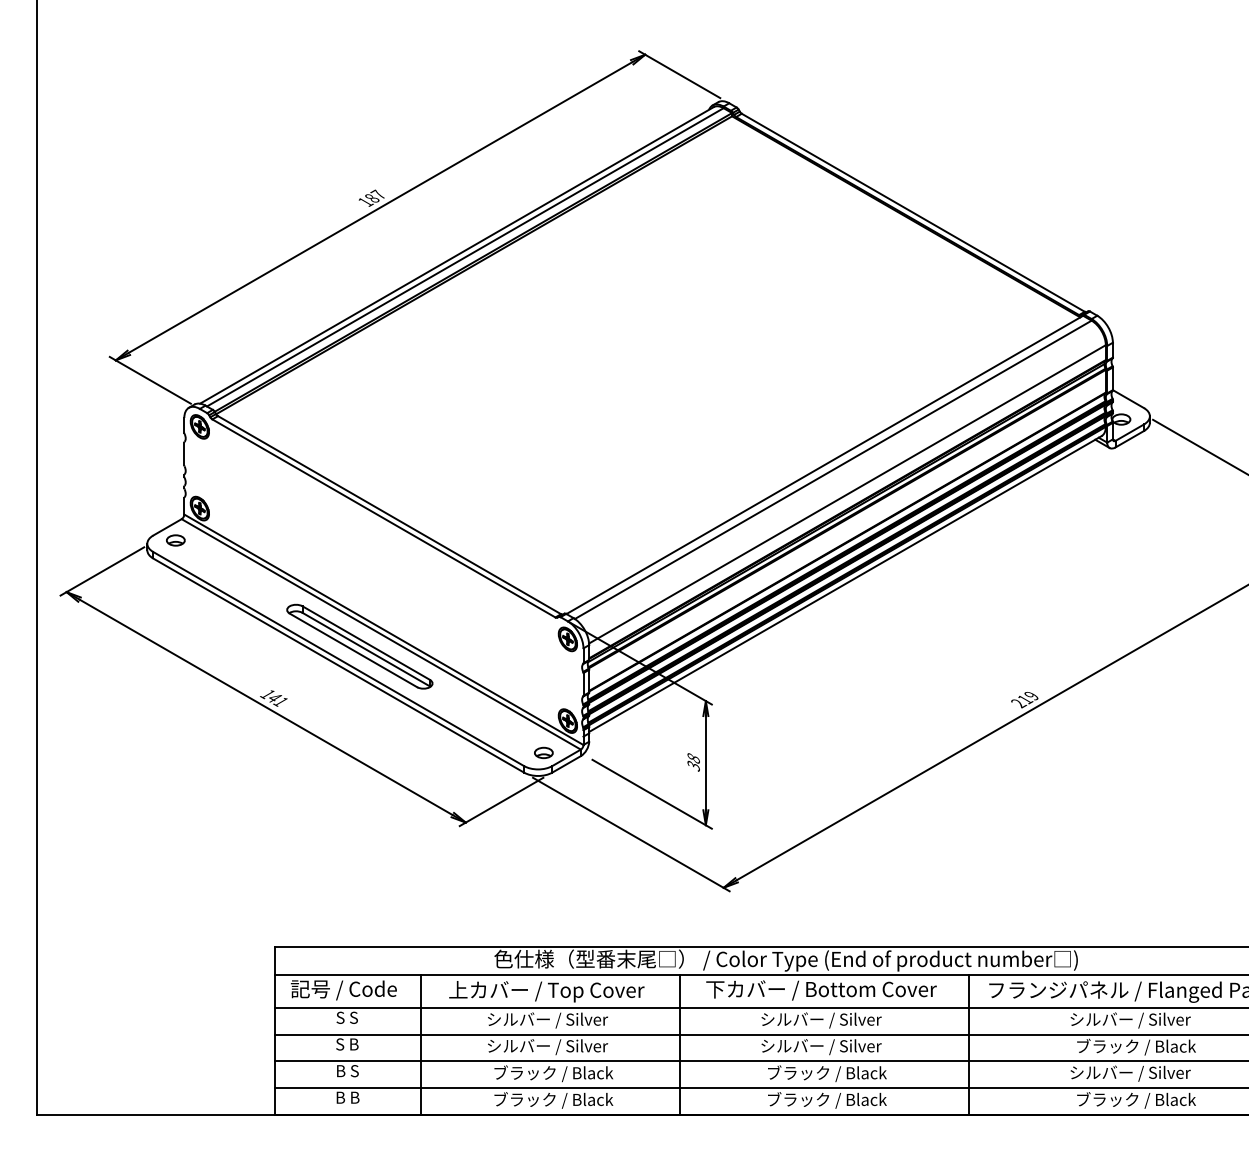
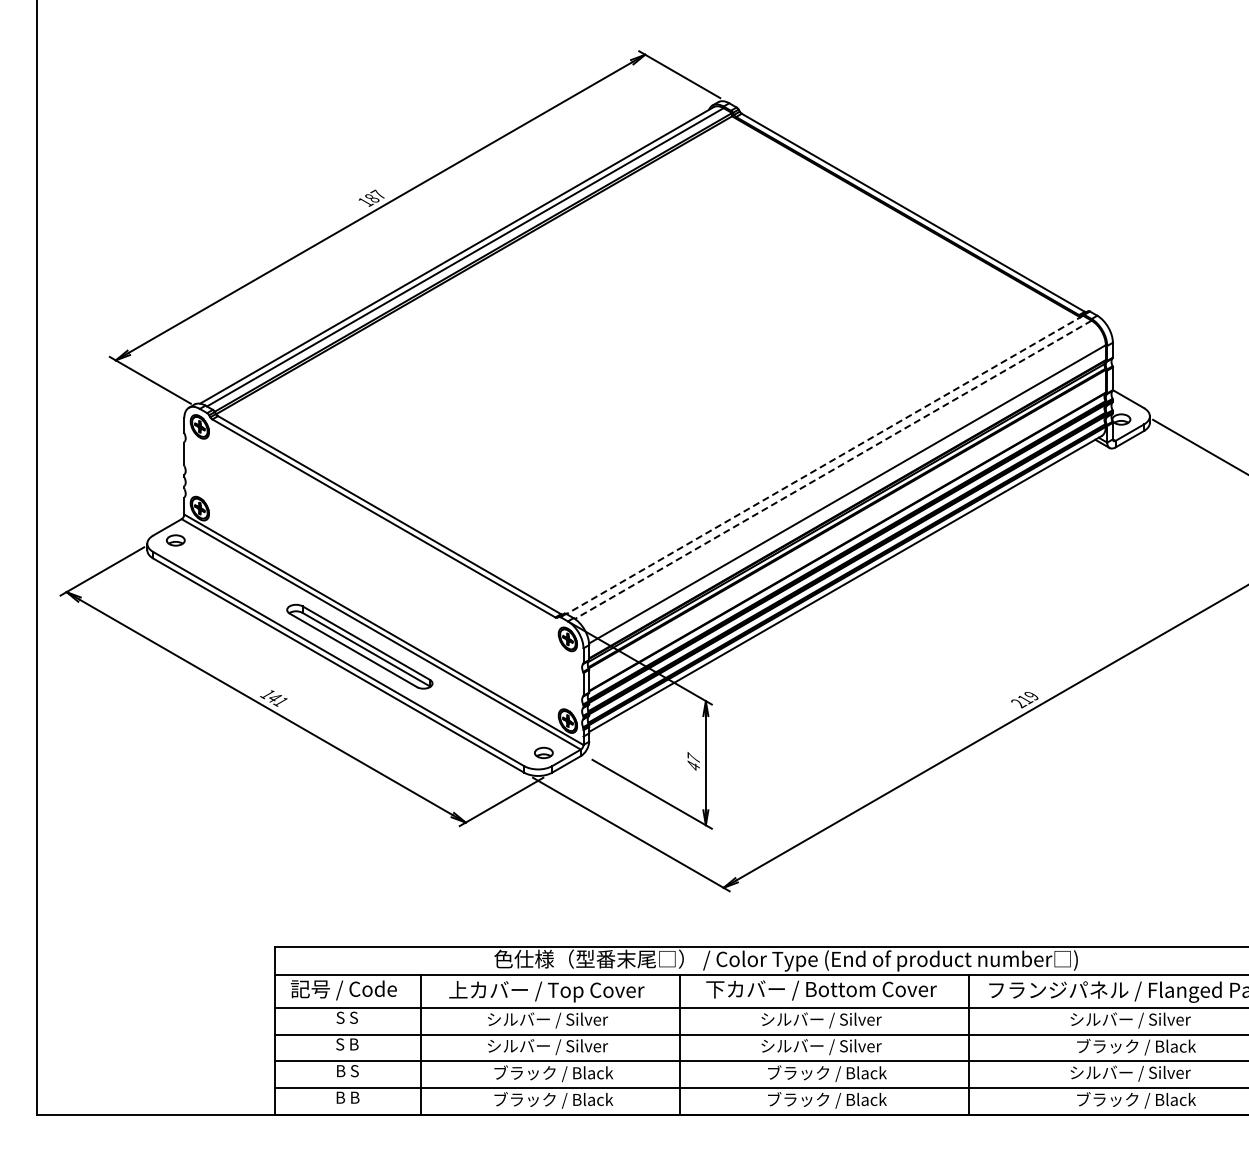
line: solid -> dashed (824, 465)
line: solid -> dashed (832, 470)
text: 38 -> 47 (693, 761)
